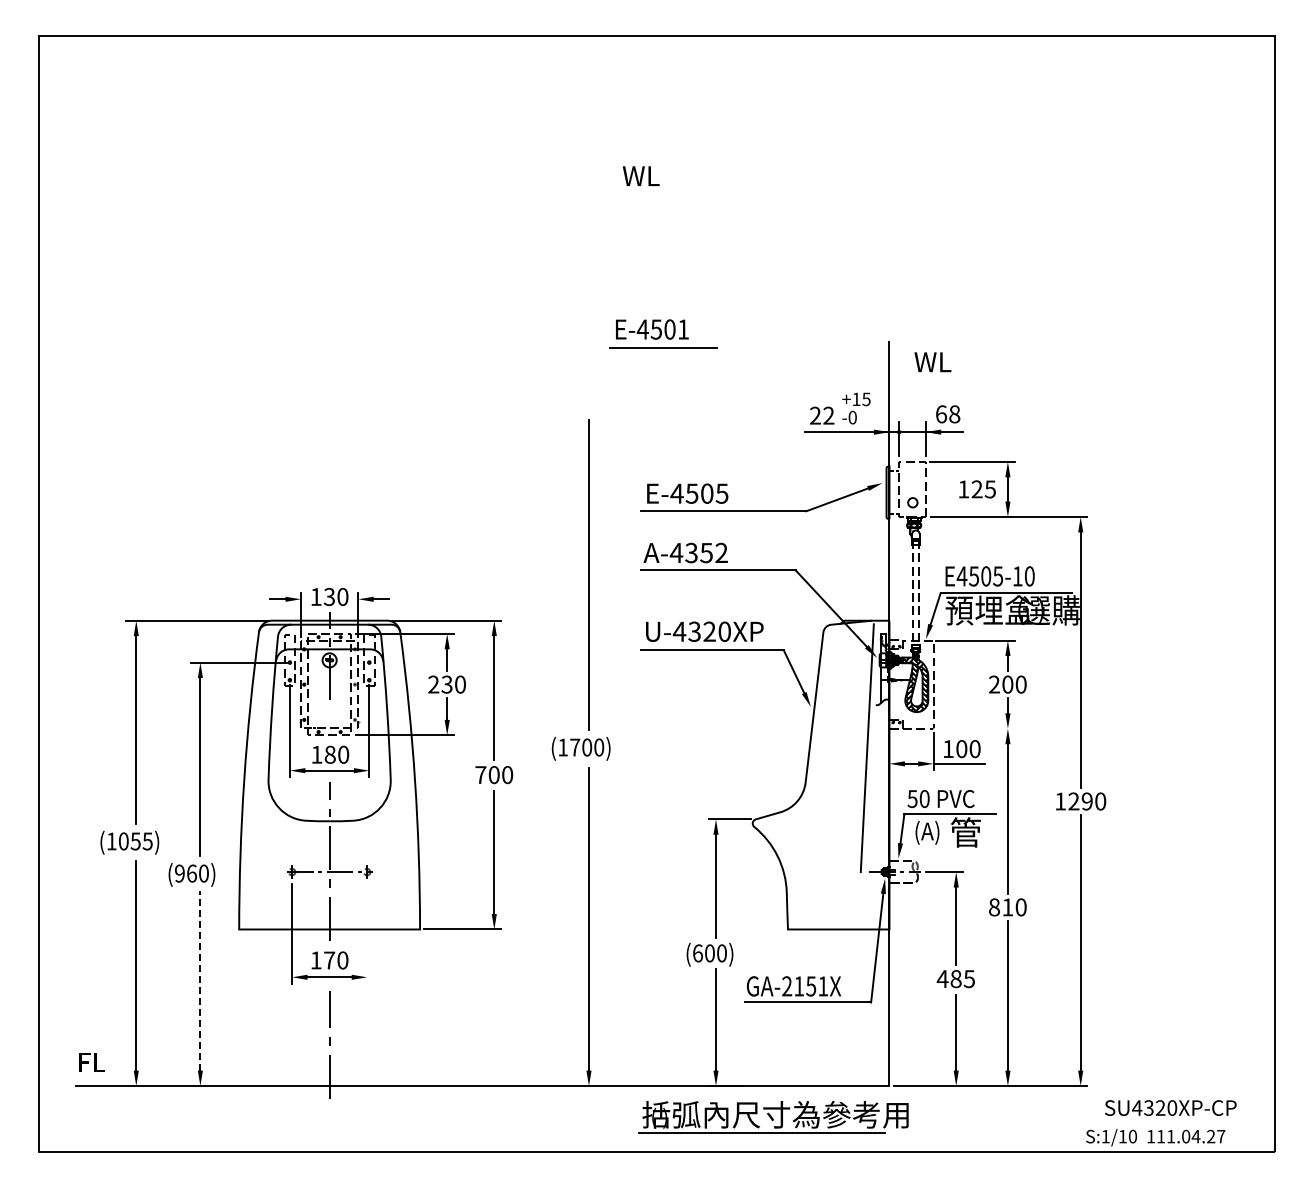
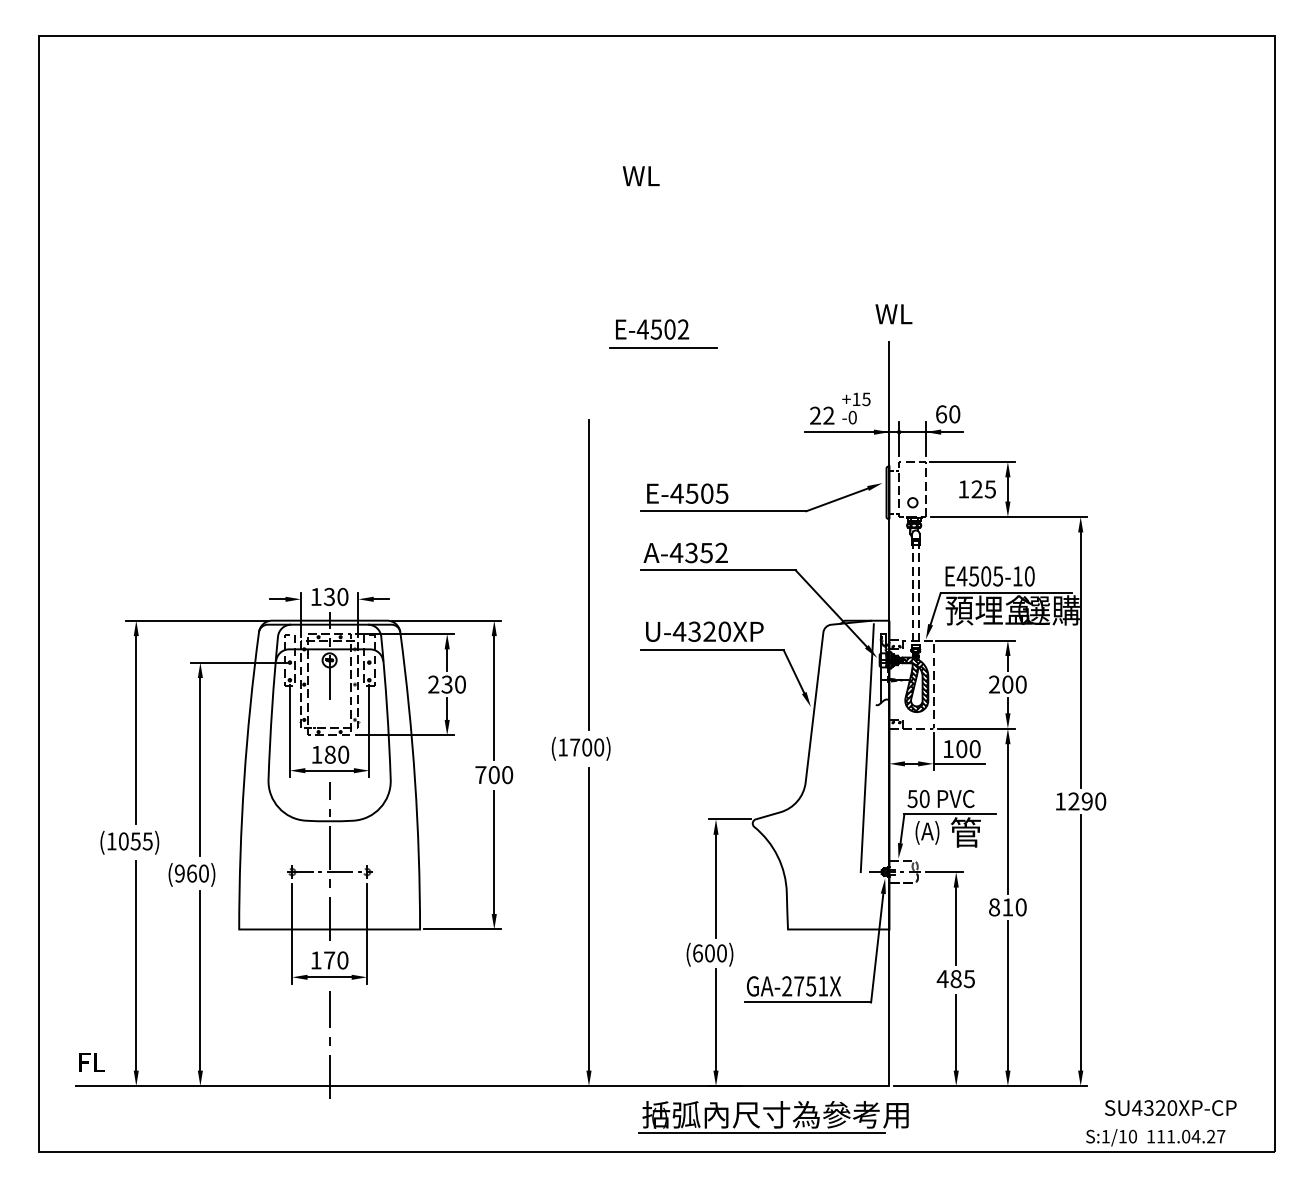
text: E-4501 -> E-4502 (683, 329)
text position: (932, 362) -> (893, 314) (893, 314)
text: 68 -> 60 (954, 414)
line: none -> present (975, 728)
line: none -> present (367, 933)
line: dashed -> solid (200, 980)
text: GA-2151X -> GA-2751X (799, 986)
